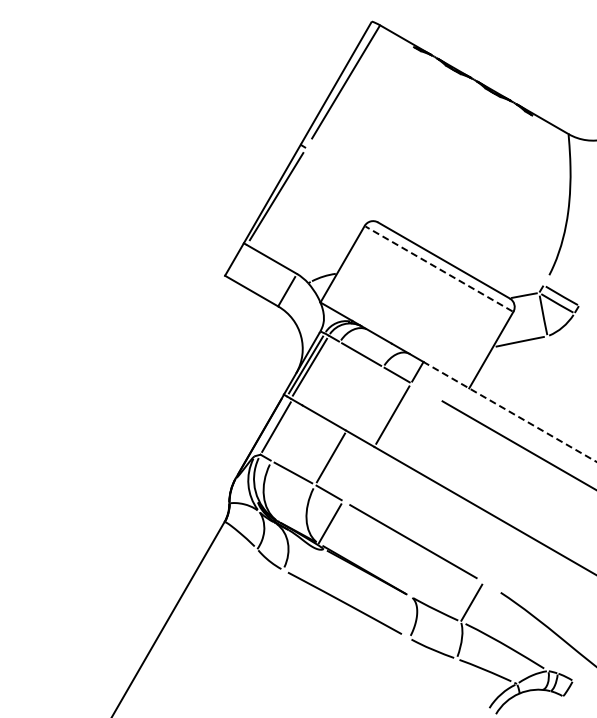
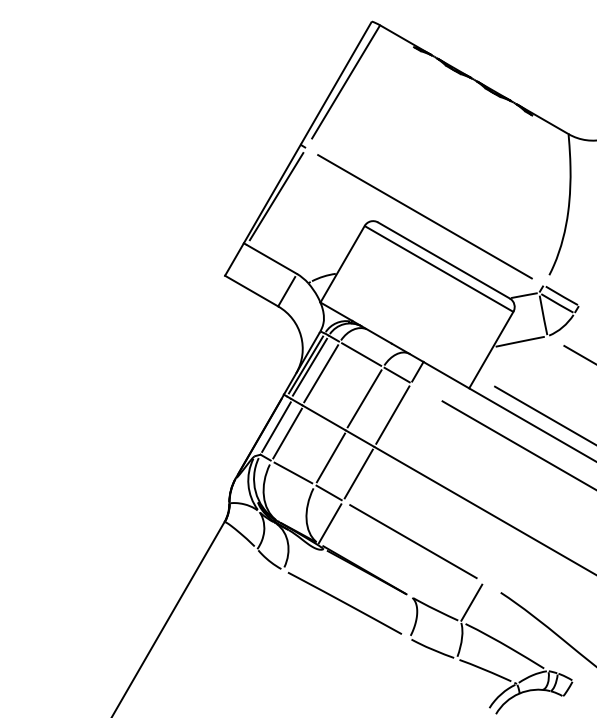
line: none -> present (424, 216)
line: dashed -> solid (439, 268)
line: none -> present (578, 353)
line: none -> present (321, 373)
line: none -> present (364, 398)
line: dashed -> solid (510, 411)
line: none -> present (544, 414)
line: none -> present (287, 433)
line: none -> present (358, 473)
